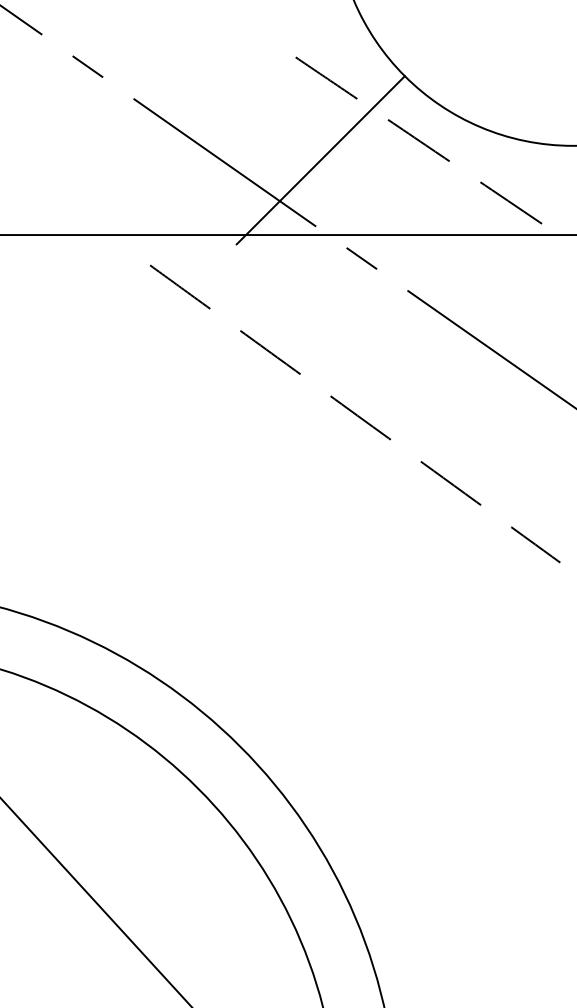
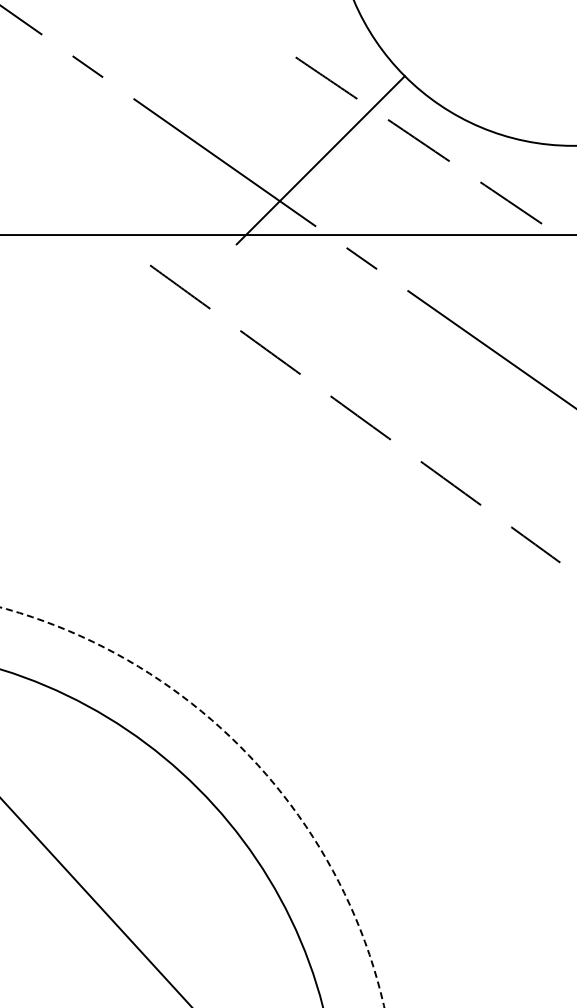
circle: solid -> dashed (192, 807)
